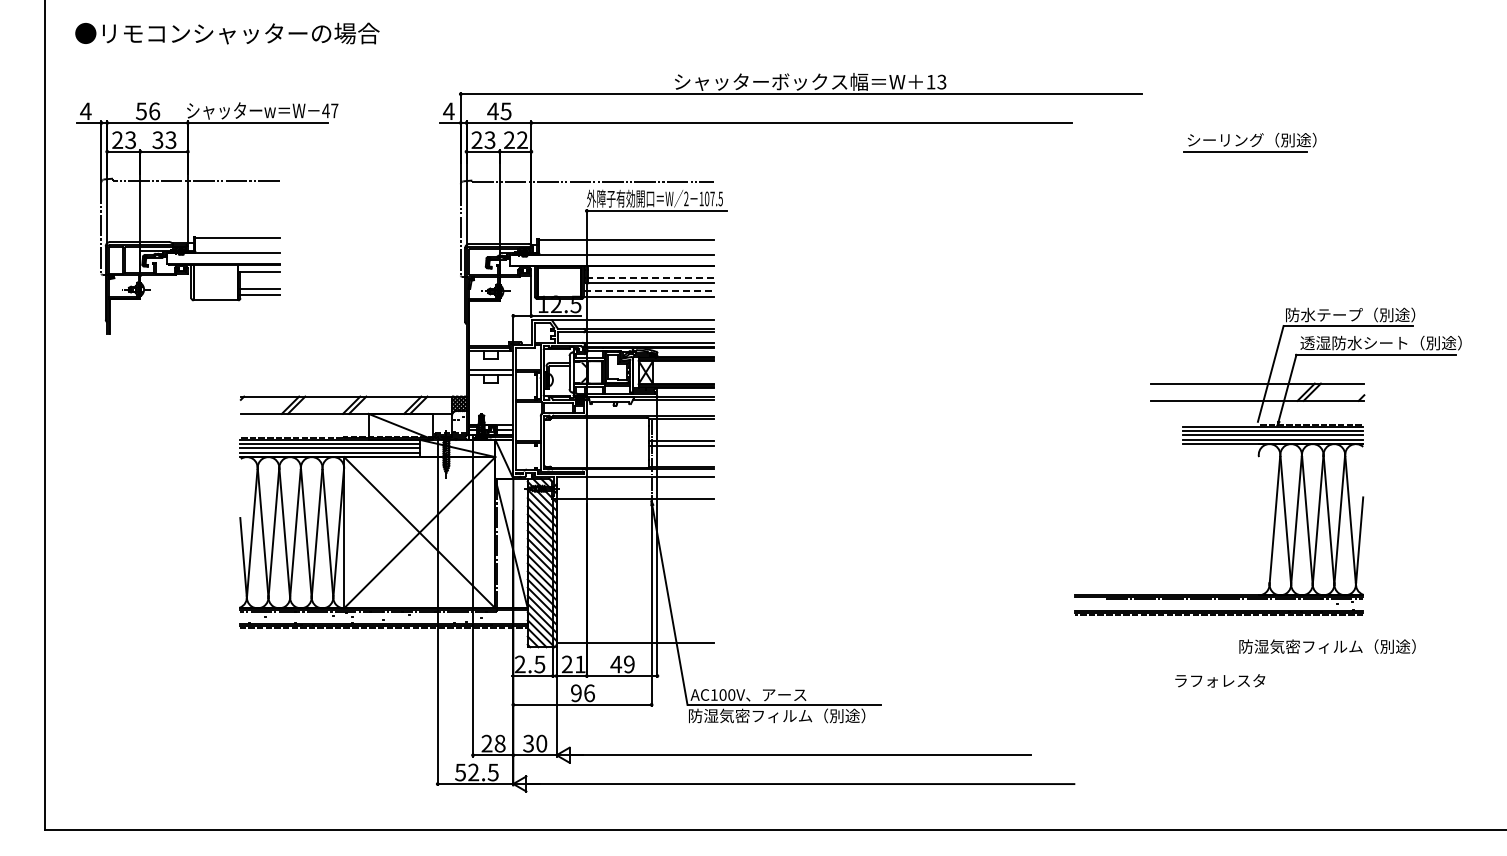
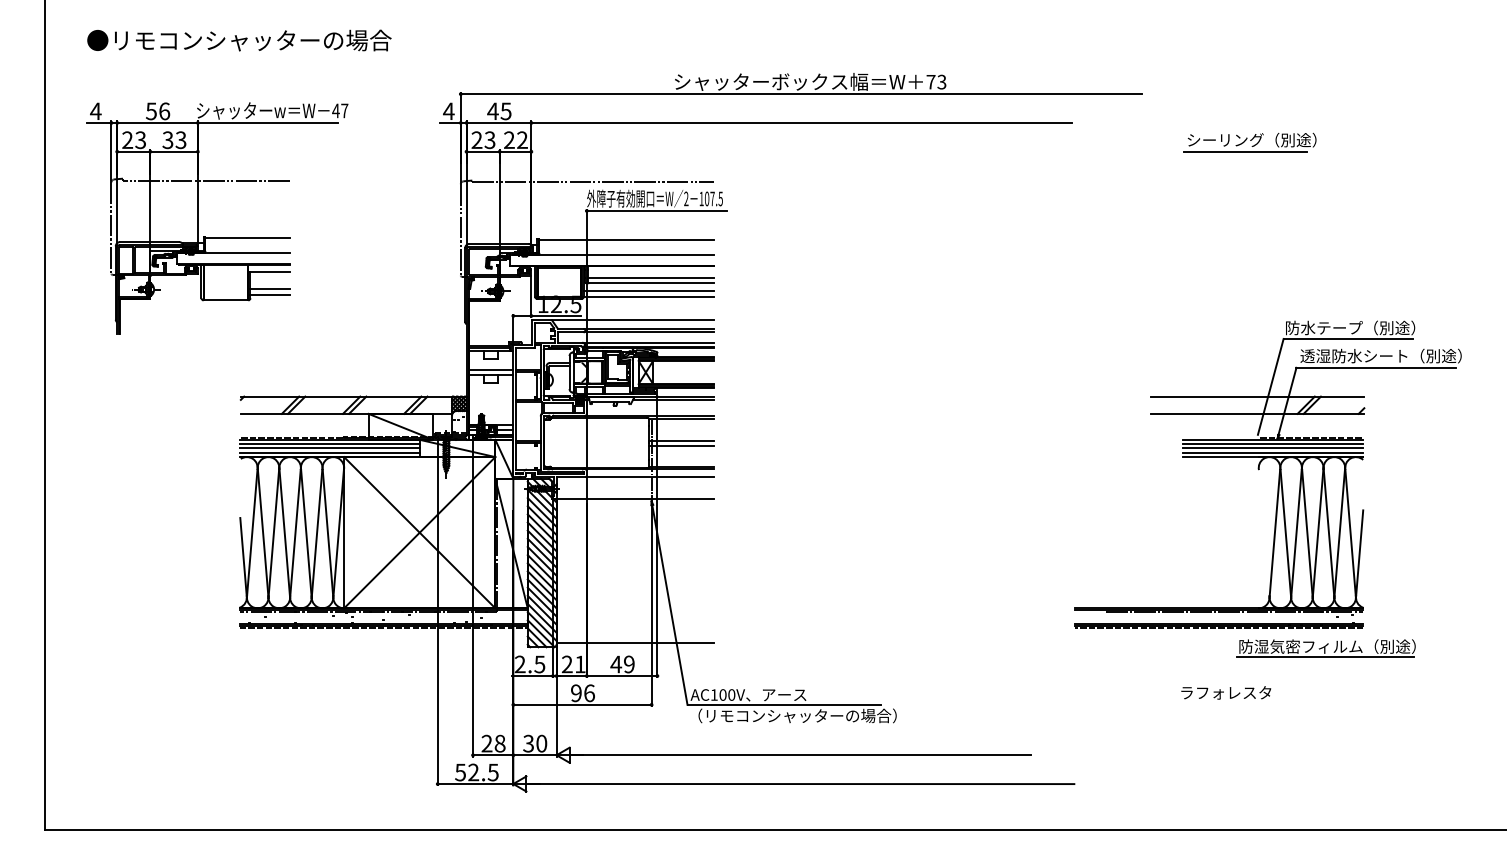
text position: (227, 33) -> (239, 40) (239, 40)
text: 13 -> 73 (930, 82)
part position: (188, 218) -> (198, 218) (198, 218)
line: dashed -> solid (650, 277)
line: dashed -> solid (648, 290)
part position: (1259, 456) -> (1259, 469) (1259, 469)
line: none -> present (1324, 656)
text position: (1220, 680) -> (1226, 692) (1226, 692)
text: 防湿気密フィルム（別途） -> （リモコンシャッターの場合） (792, 715)
